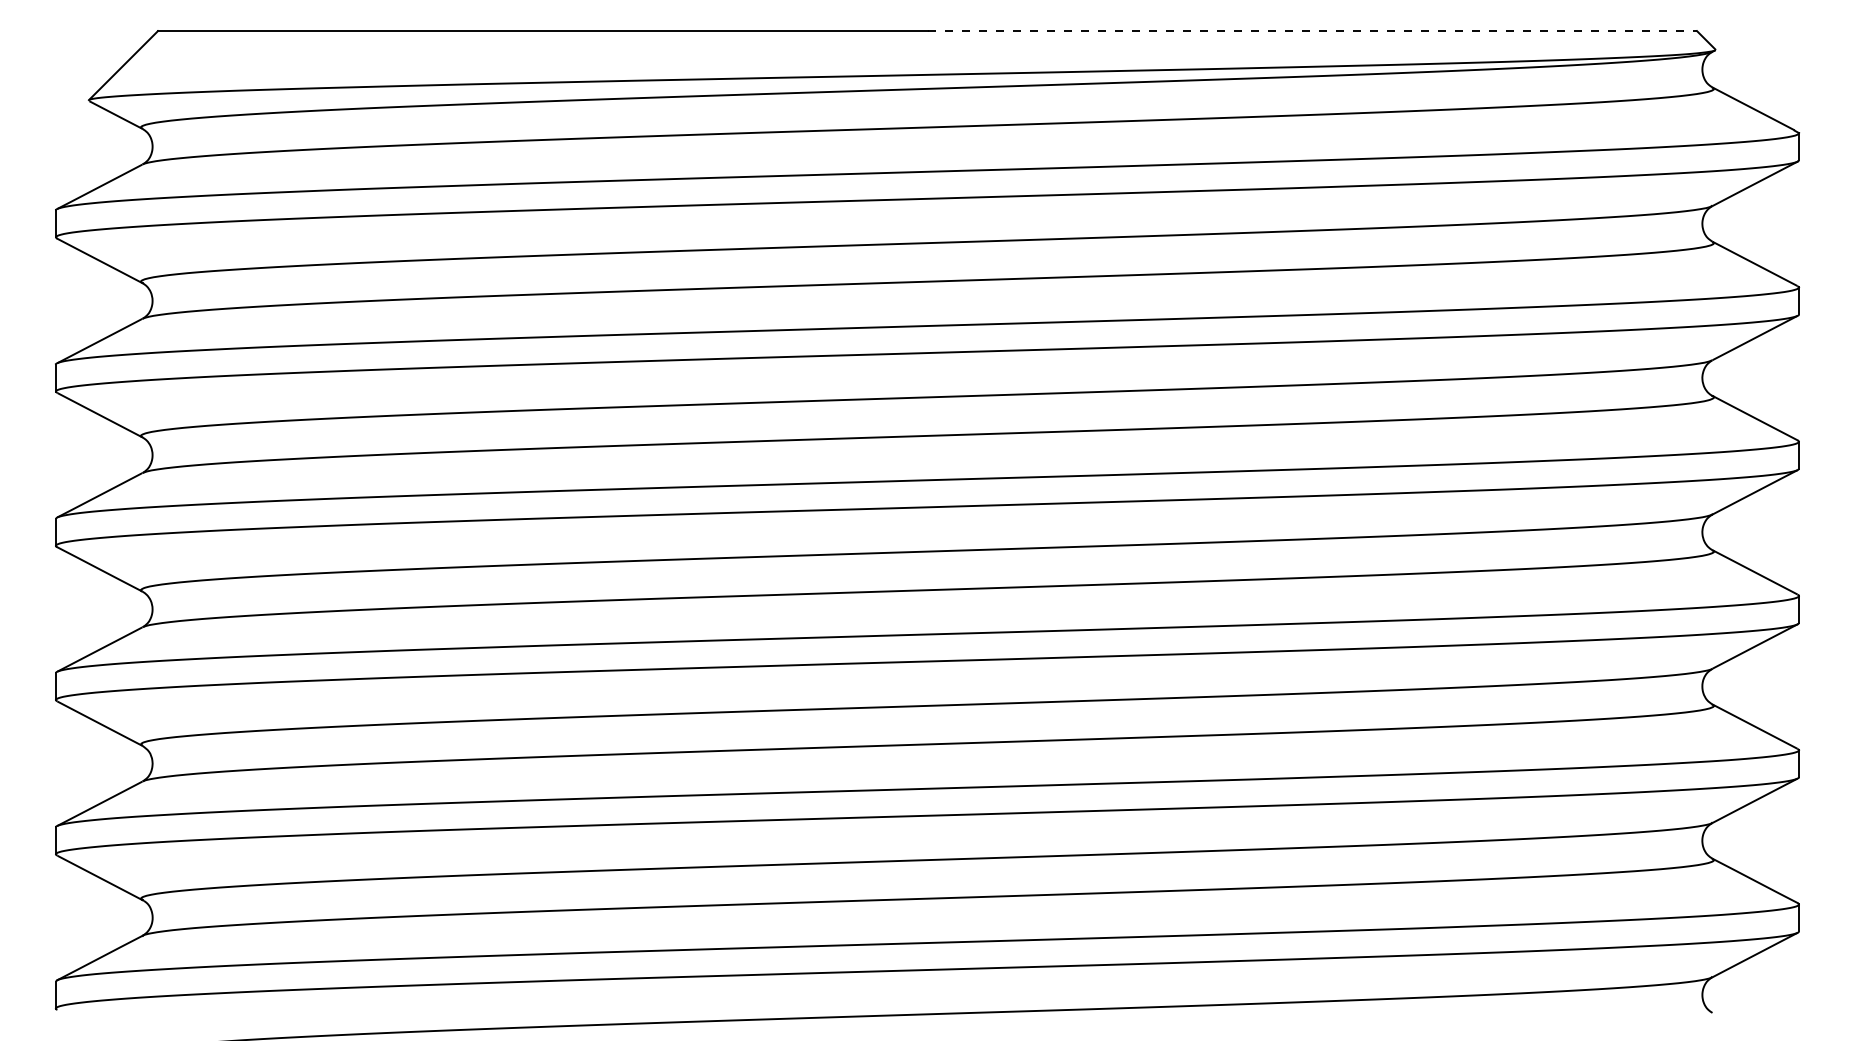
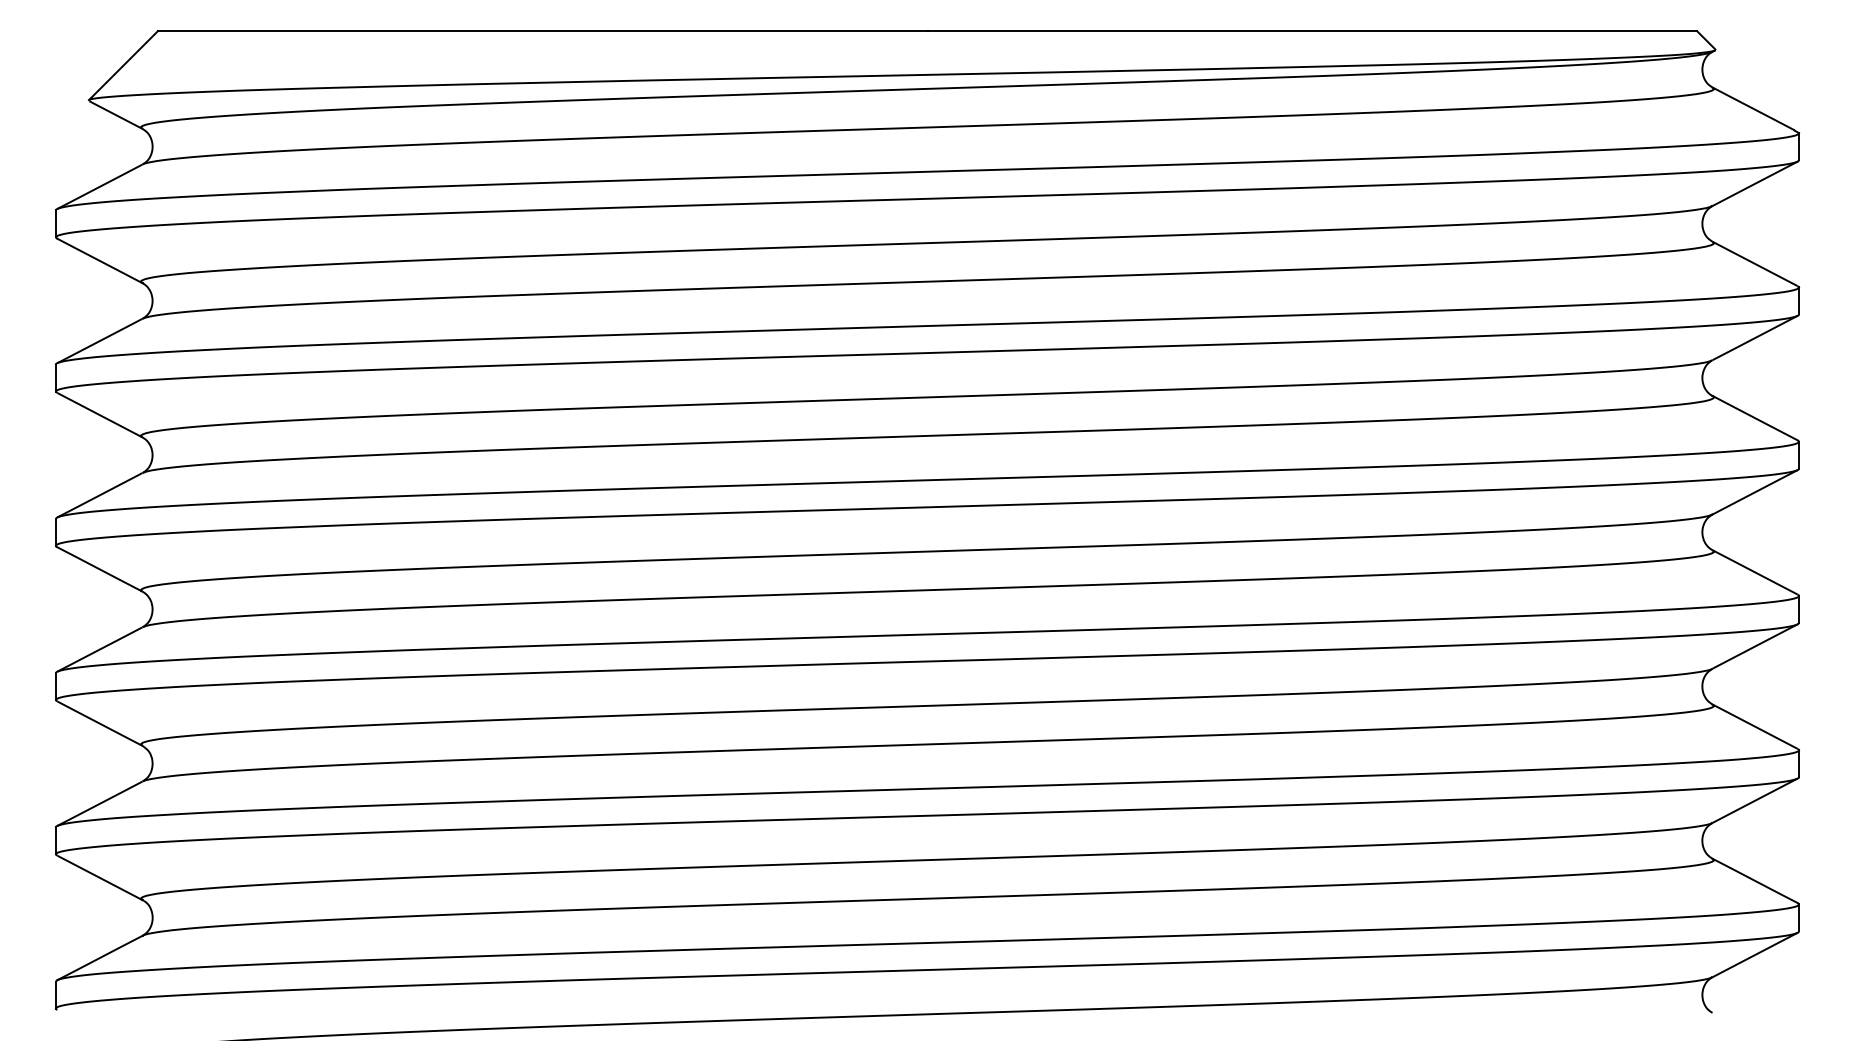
line: dashed -> solid (1312, 31)
